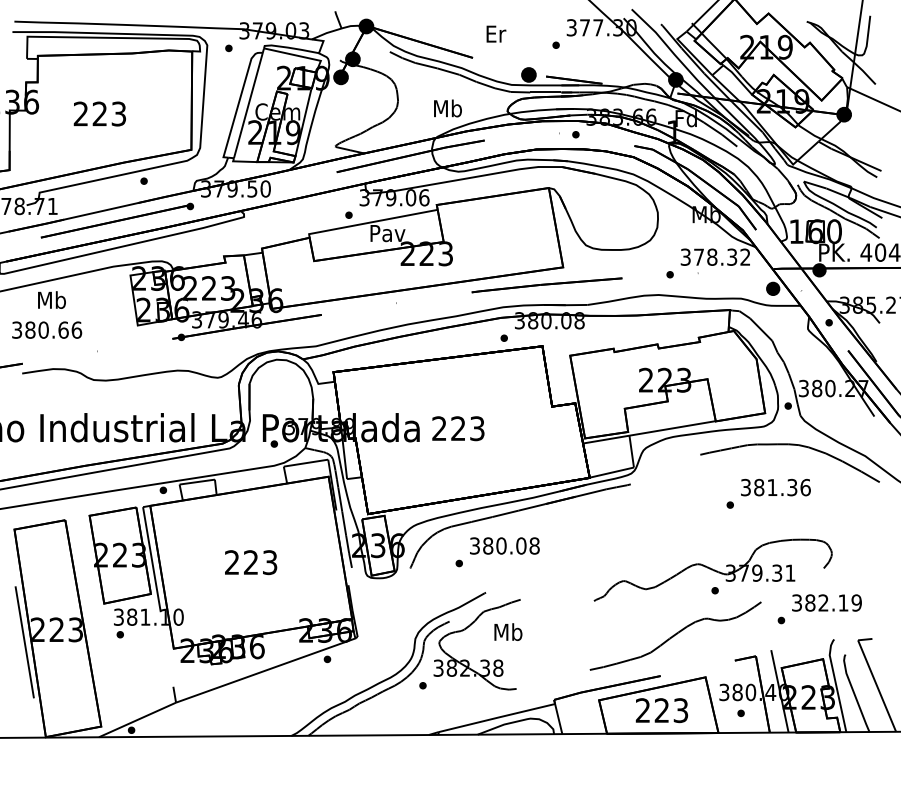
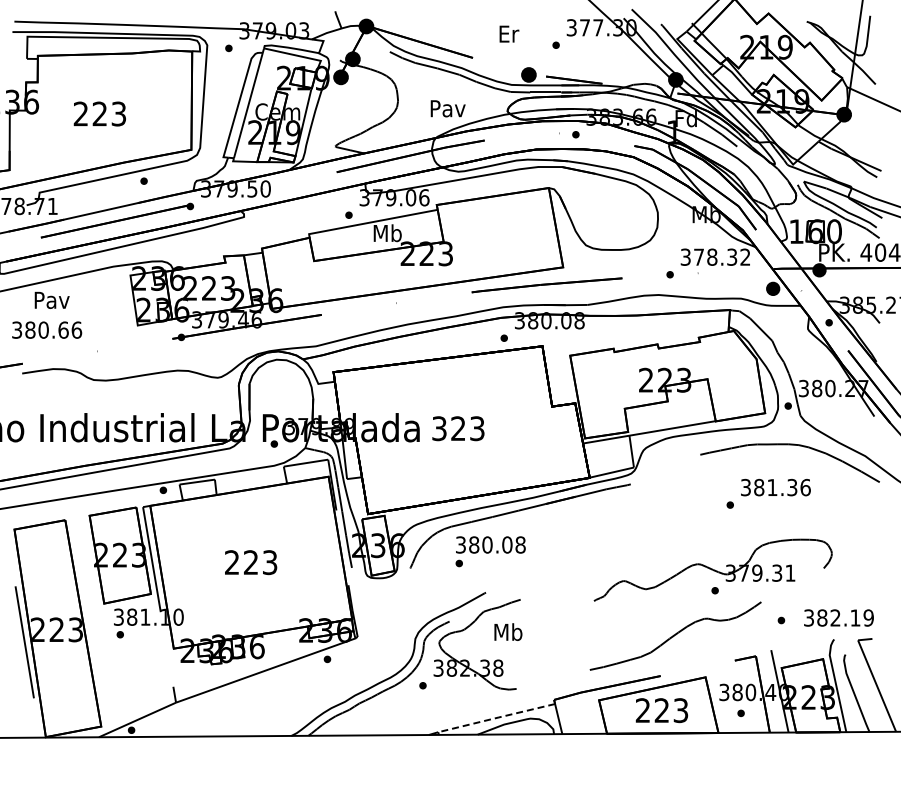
text position: (496, 33) -> (509, 33) (509, 33)
text: Mb -> Pav (447, 108)
text: Pav -> Mb (387, 233)
text: Mb -> Pav (51, 299)
text: 223 -> 323 (439, 428)
text position: (504, 545) -> (490, 544) (490, 544)
text position: (826, 602) -> (838, 617) (838, 617)
line: solid -> dashed (497, 717)
